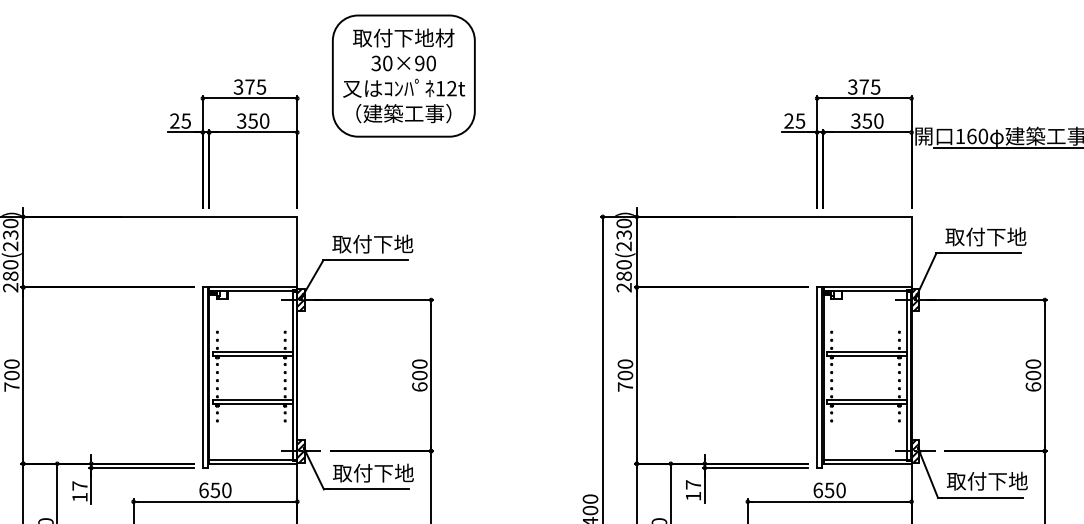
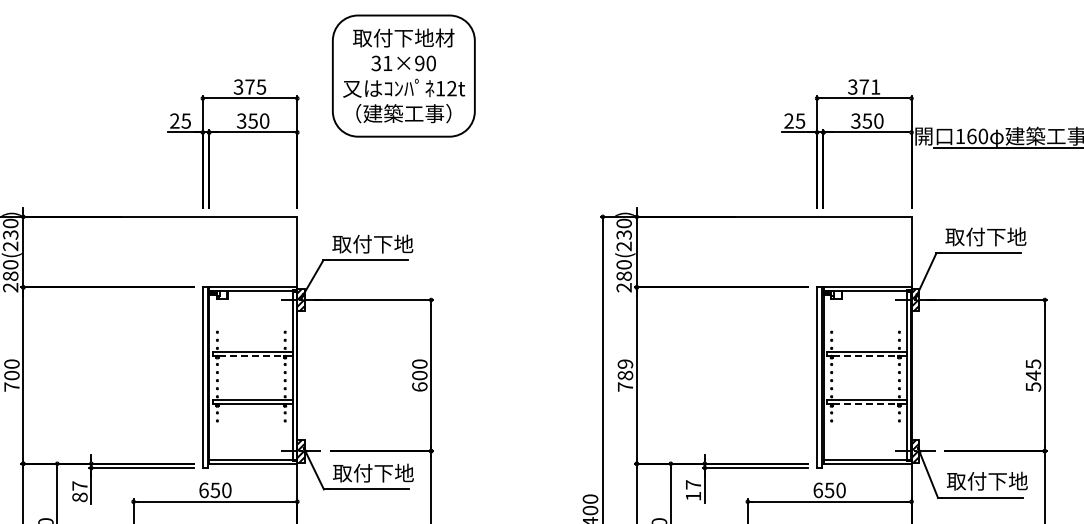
text: 30×90 -> 31×90 (387, 63)
text: 375 -> 371 (875, 86)
line: solid -> dashed (251, 356)
line: solid -> dashed (865, 356)
text: 700 -> 789 (625, 369)
text: 600 -> 545 (1033, 375)
line: solid -> dashed (865, 404)
text: 17 -> 87 (79, 497)
